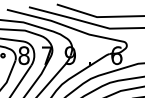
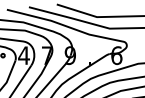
text: 8 -> 4 (23, 55)
